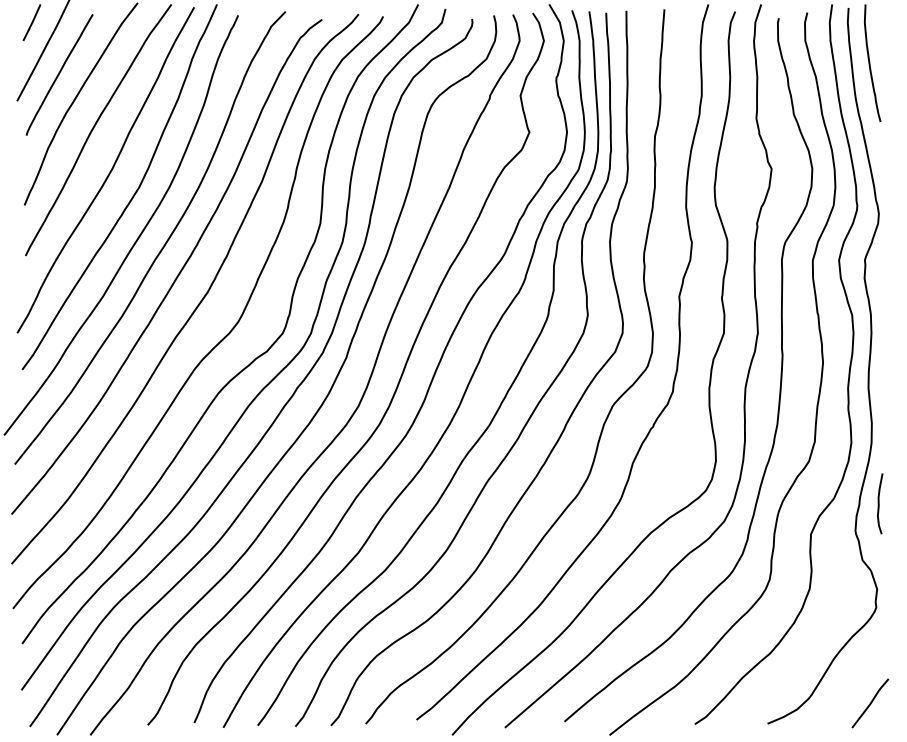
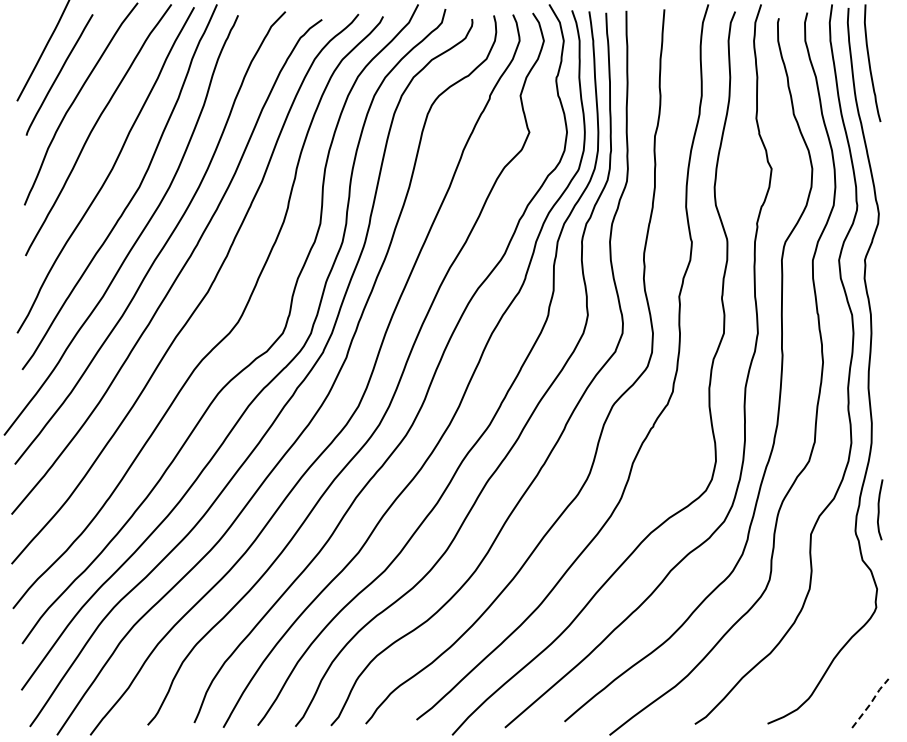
line: present -> none (31, 22)
curve position: (879, 503) -> (879, 509) (879, 509)
line: solid -> dashed (870, 703)
